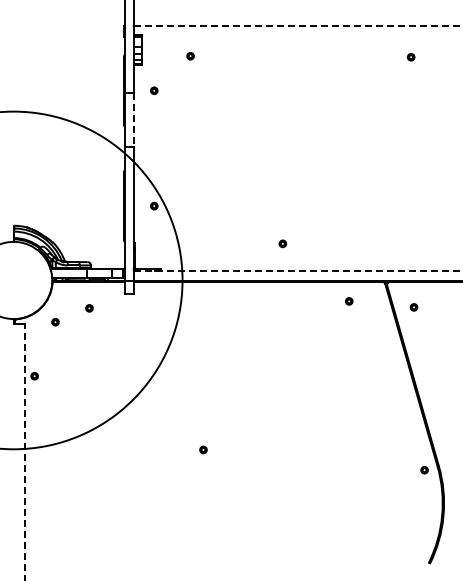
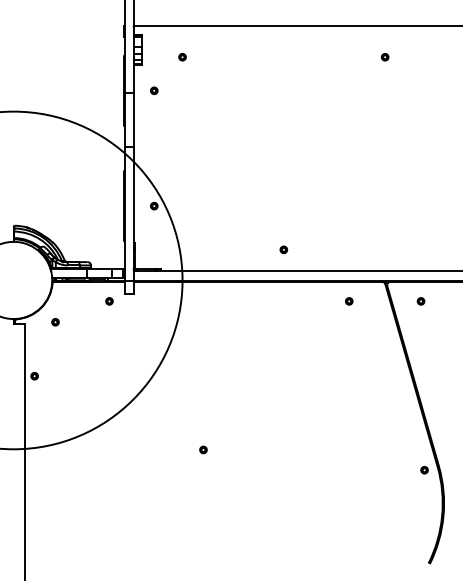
line: dashed -> solid (298, 26)
part position: (190, 56) -> (182, 57) (182, 57)
part position: (410, 57) -> (384, 57) (384, 57)
line: dashed -> solid (133, 120)
part position: (282, 243) -> (283, 249) (283, 249)
line: dashed -> solid (298, 270)
part position: (413, 307) -> (420, 301) (420, 301)
part position: (89, 308) -> (109, 301) (109, 301)
line: dashed -> solid (25, 451)
